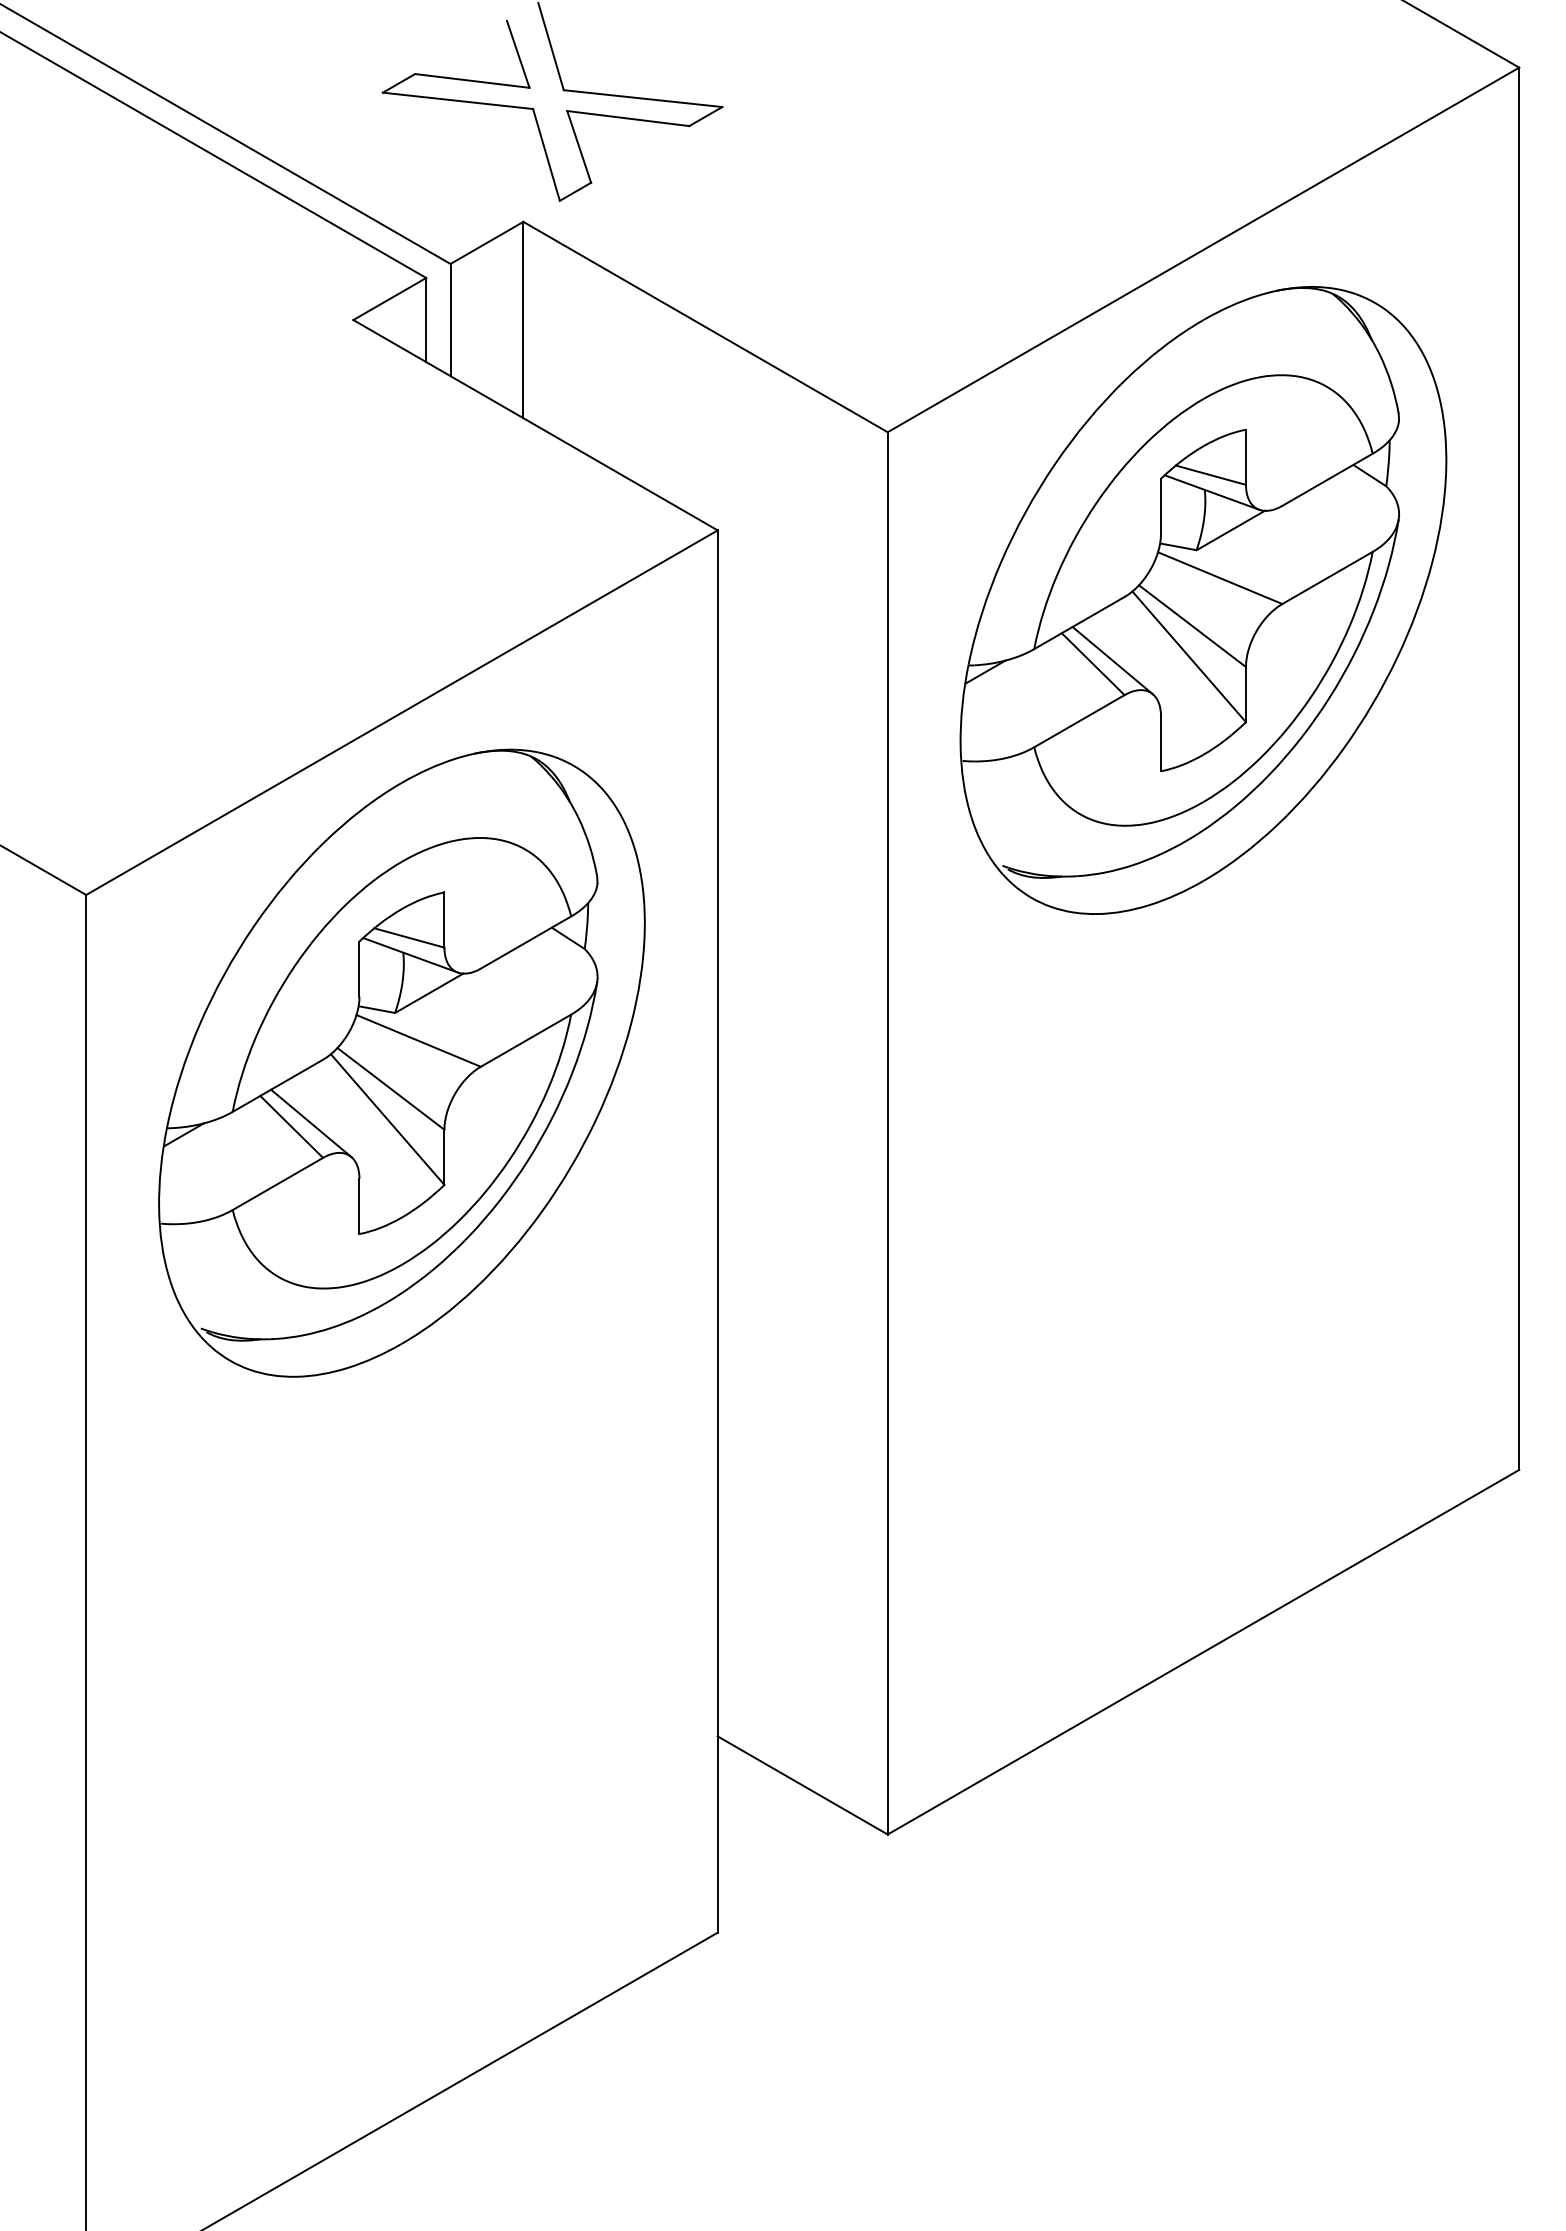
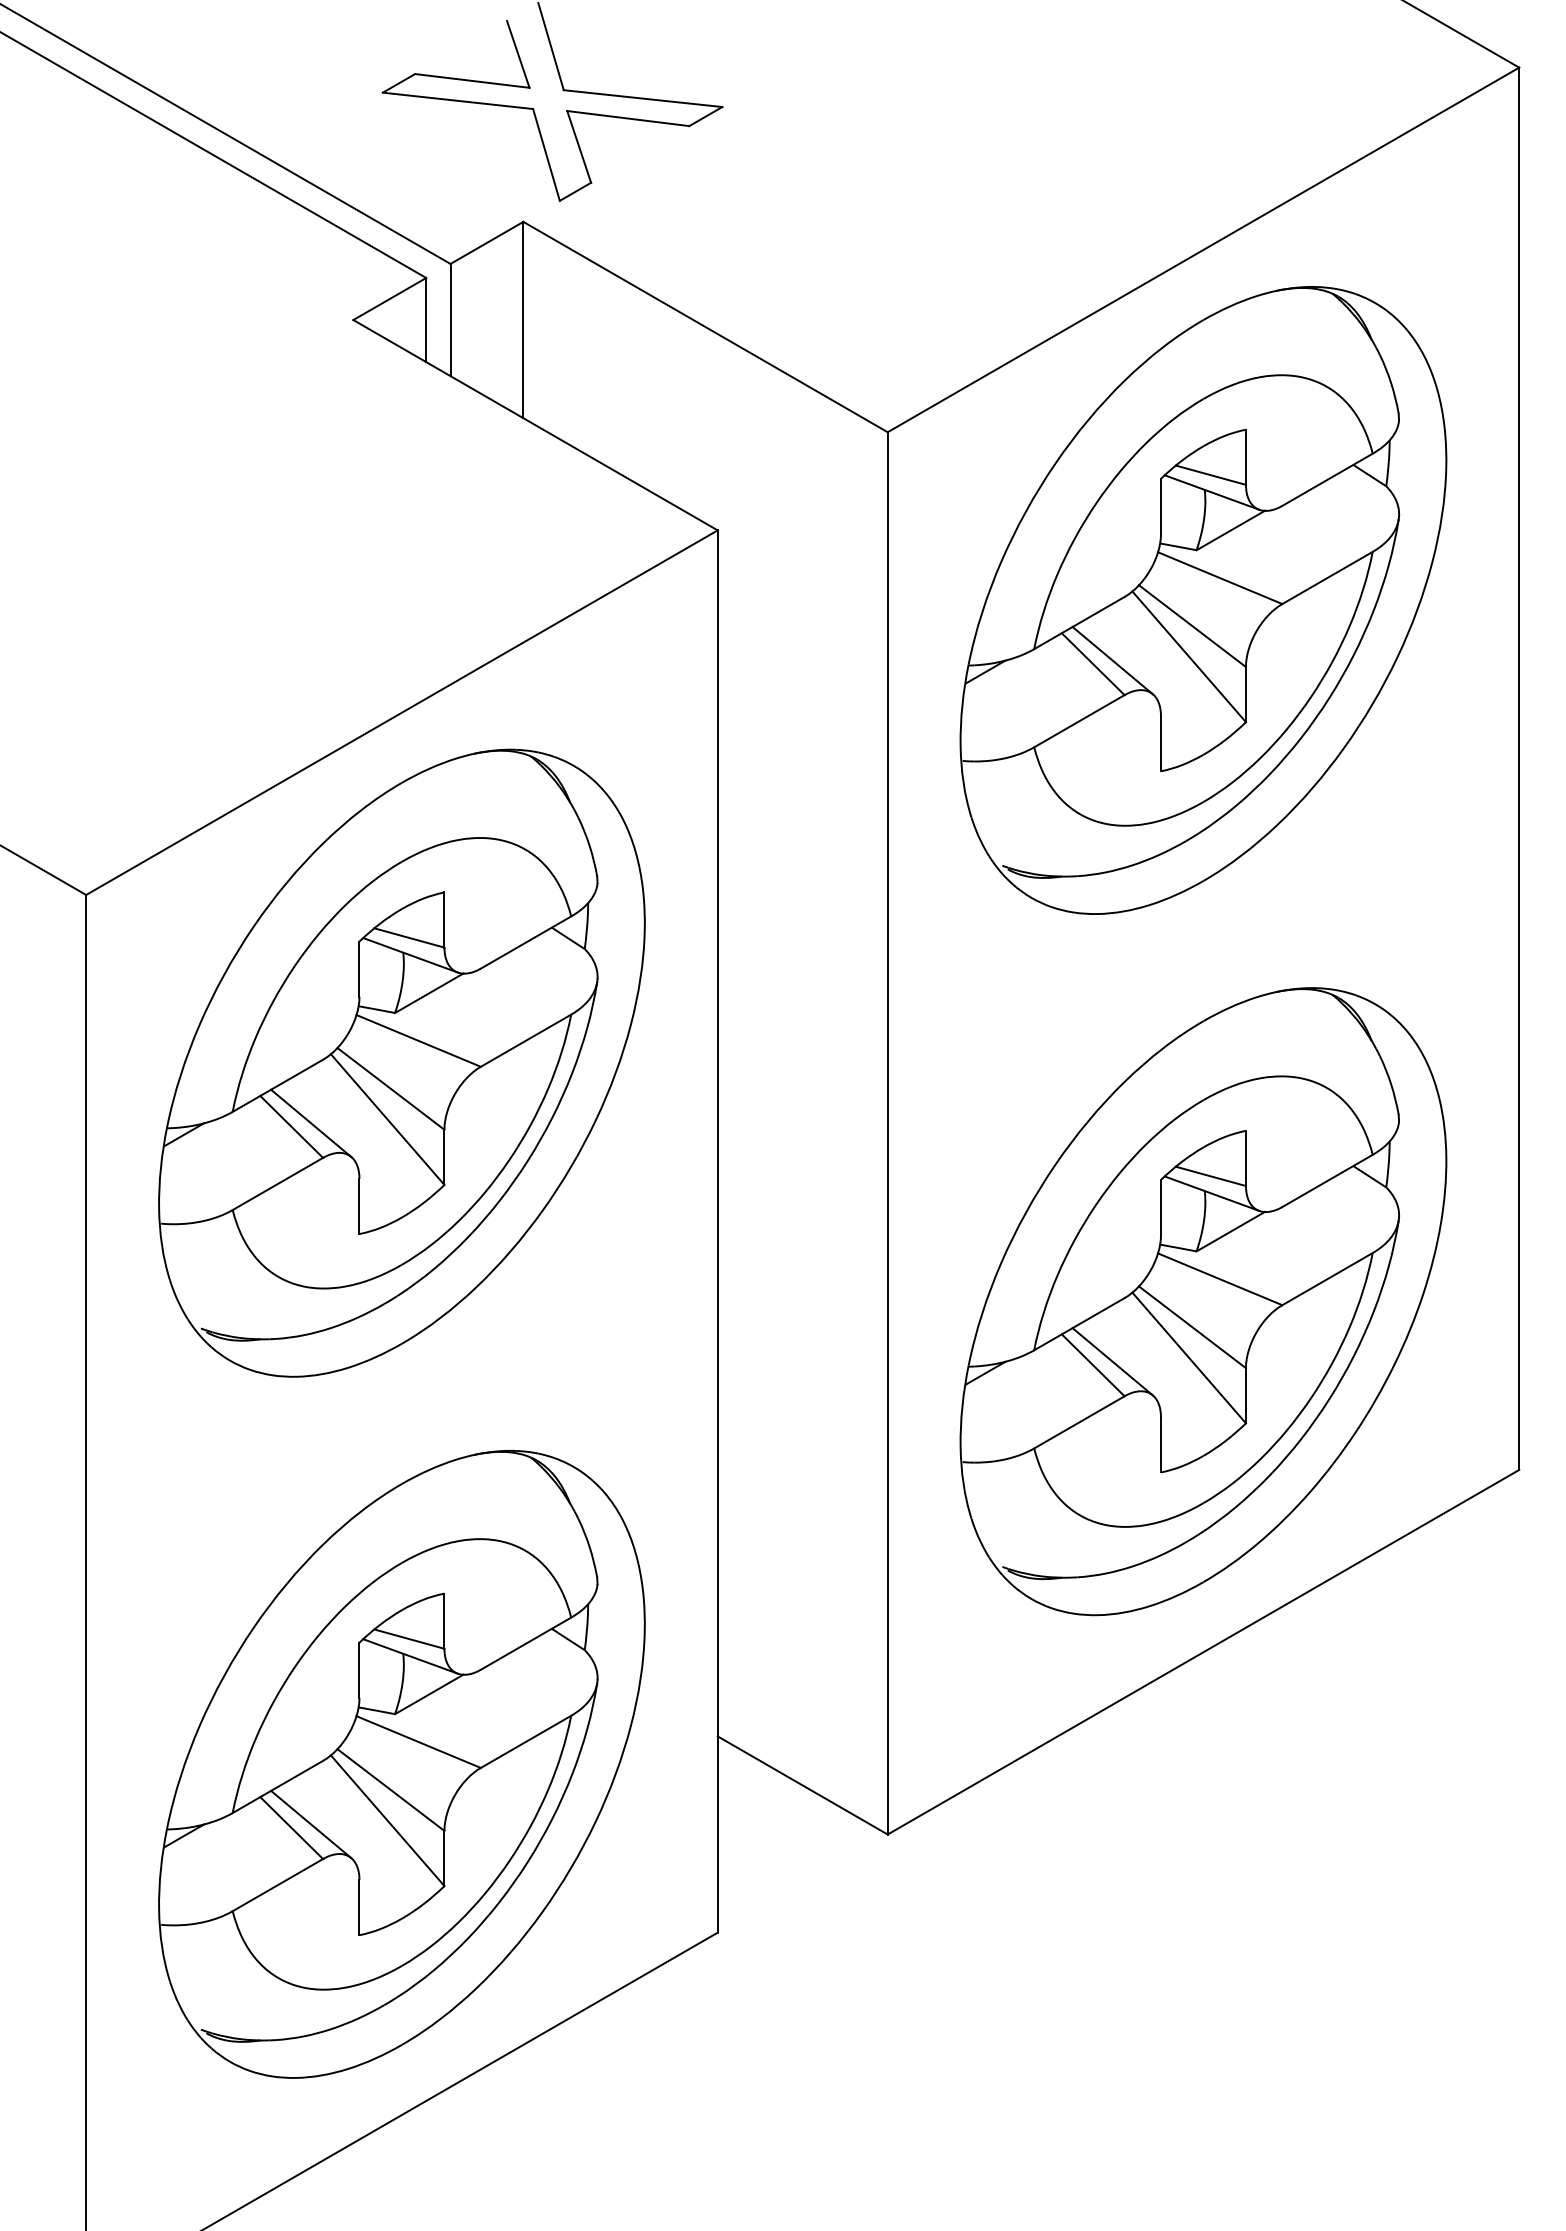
part: none -> present (1203, 1301)
part: none -> present (401, 1763)
